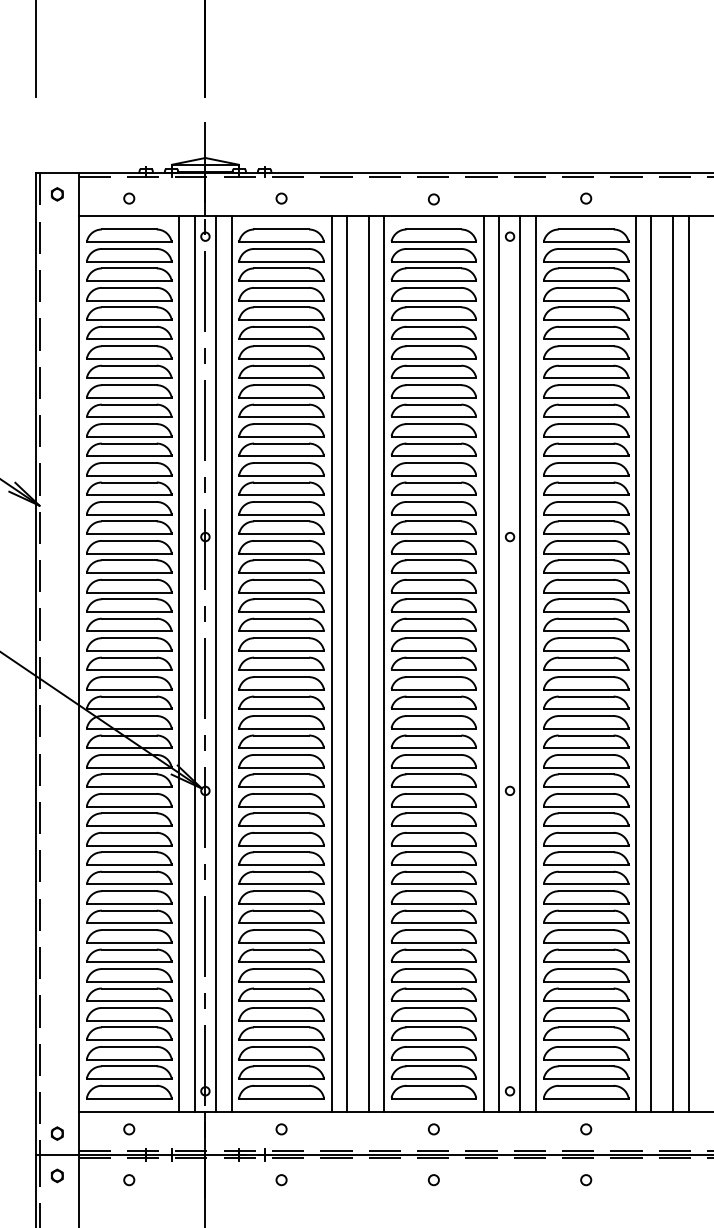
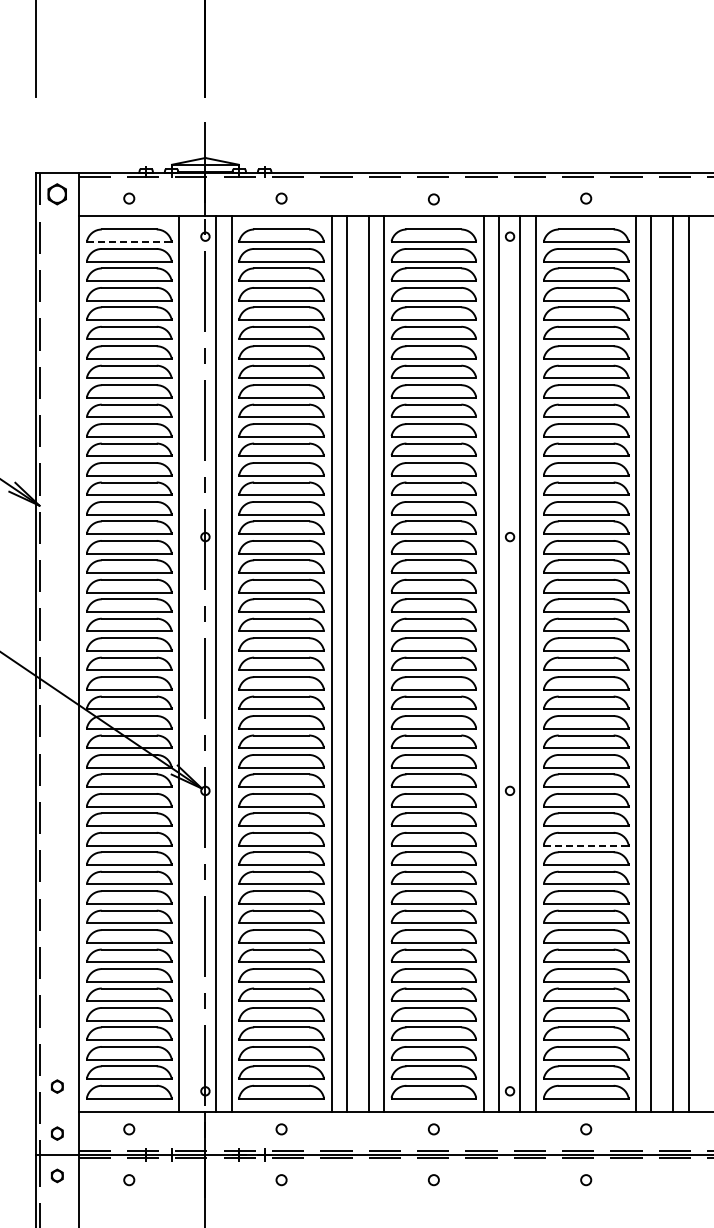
part size: 13x15 px -> 20x23 px (56, 194)
line: solid -> dashed (129, 242)
line: present -> none (195, 663)
line: solid -> dashed (586, 845)
part: none -> present (57, 1086)
